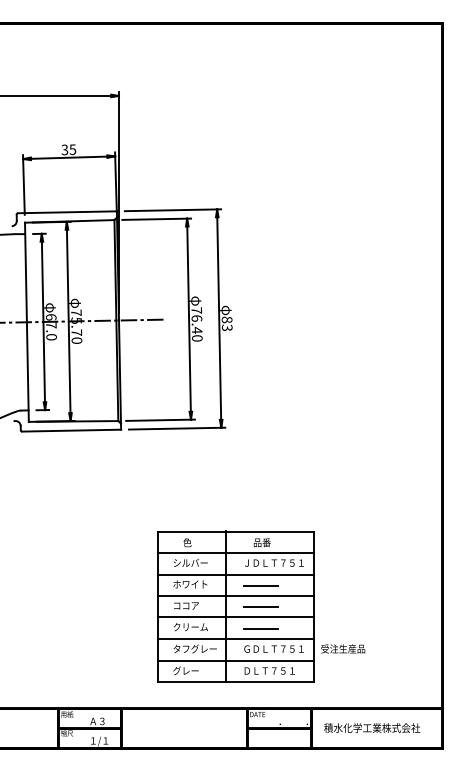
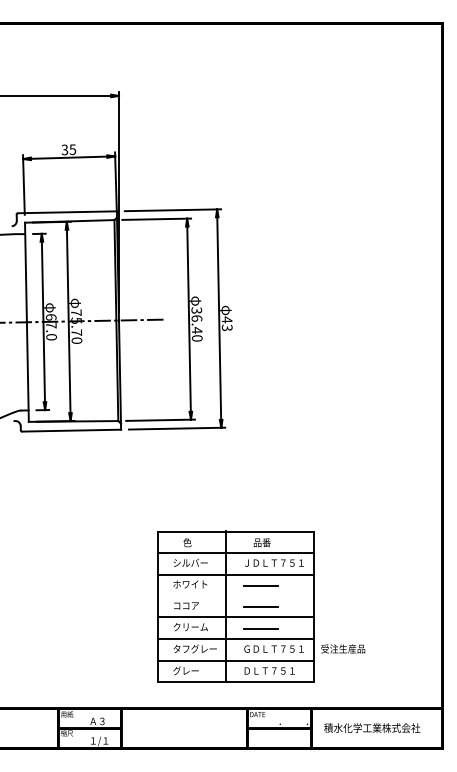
text: 76.40 -> 36.40 (196, 310)
text: 83 -> 43 (226, 319)
line: present -> none (235, 595)
